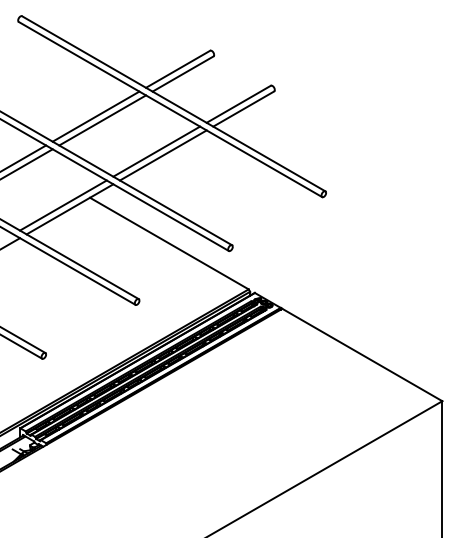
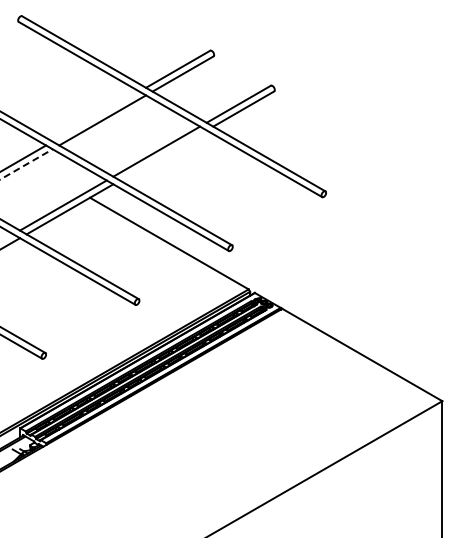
line: present -> none (95, 116)
line: present -> none (162, 155)
line: solid -> dashed (26, 164)
